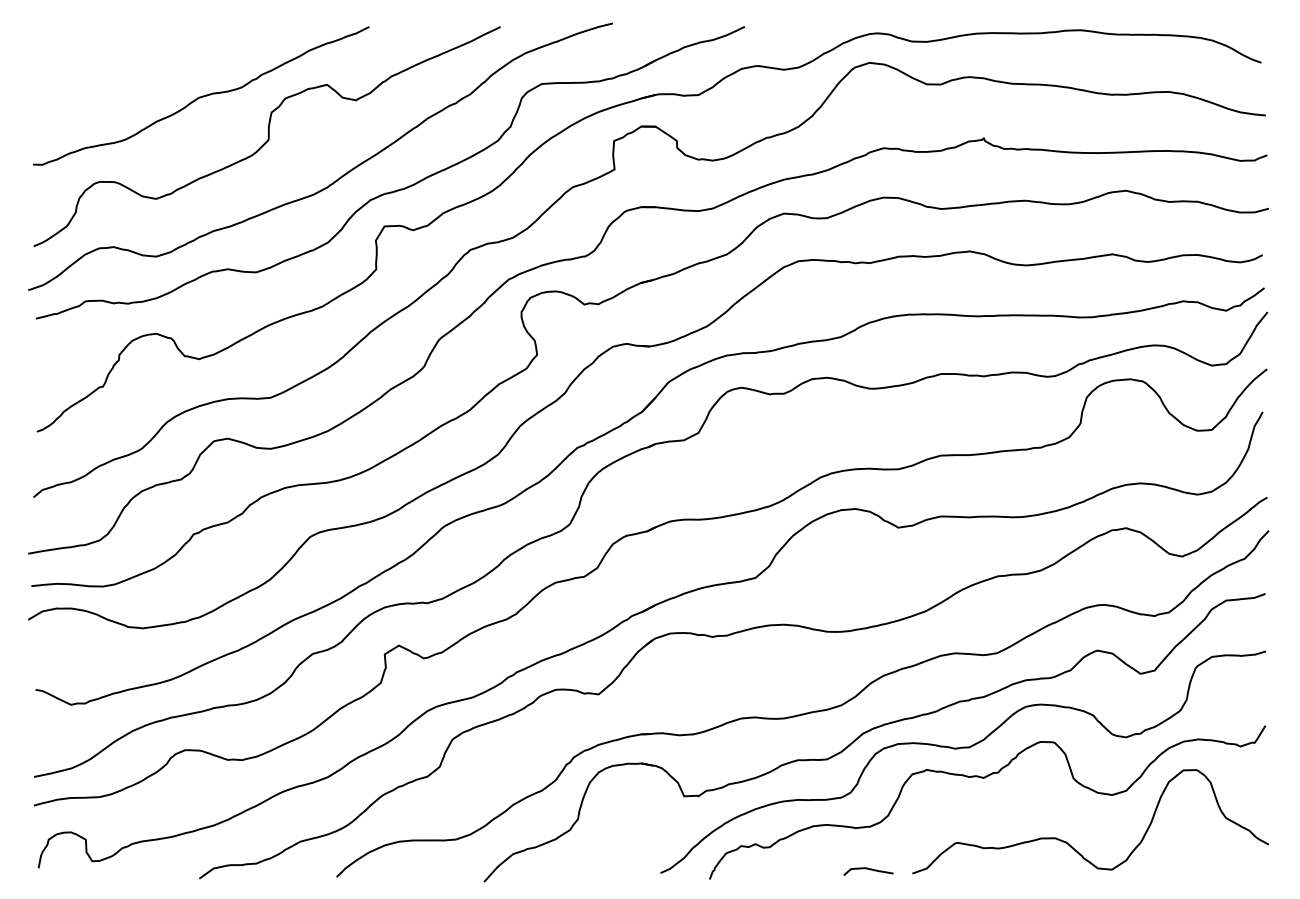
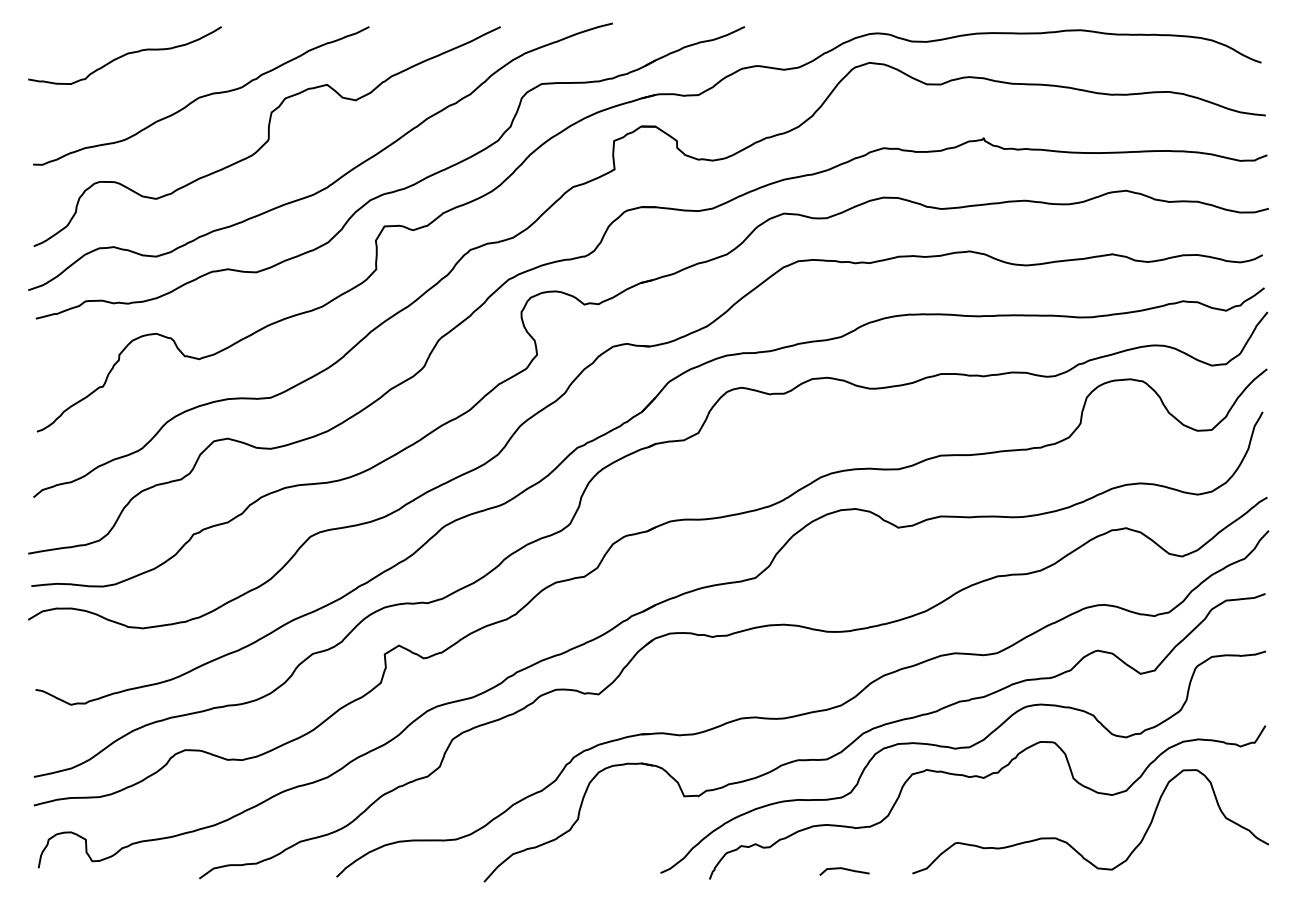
curve: none -> present (124, 55)
curve position: (868, 869) -> (844, 869) (844, 869)
